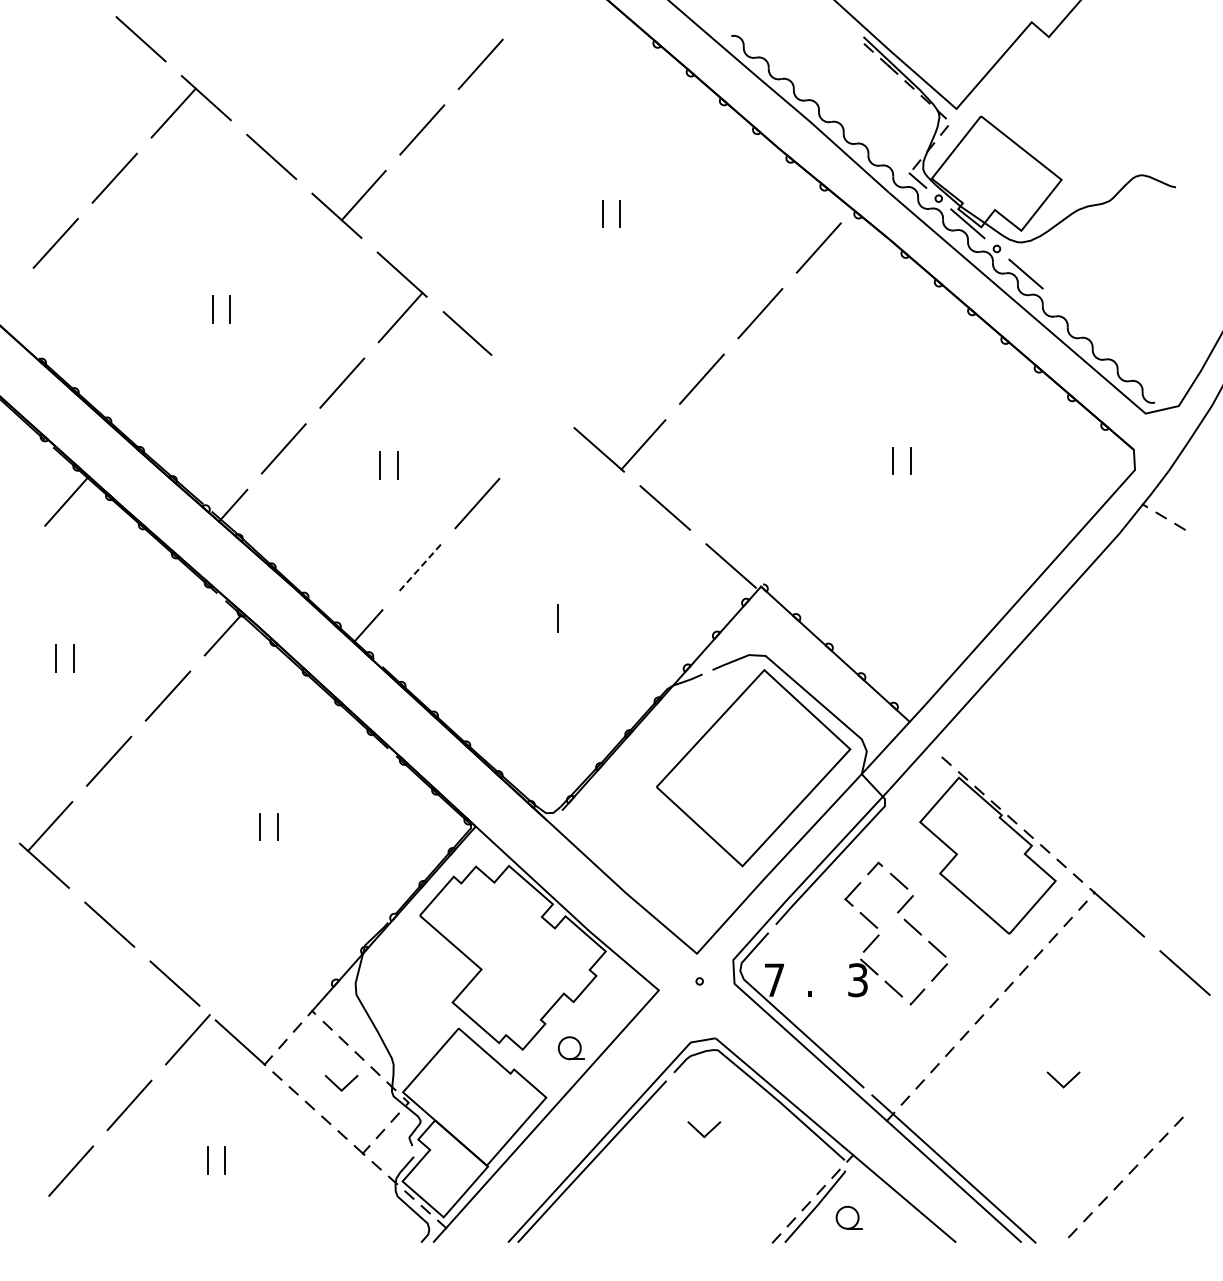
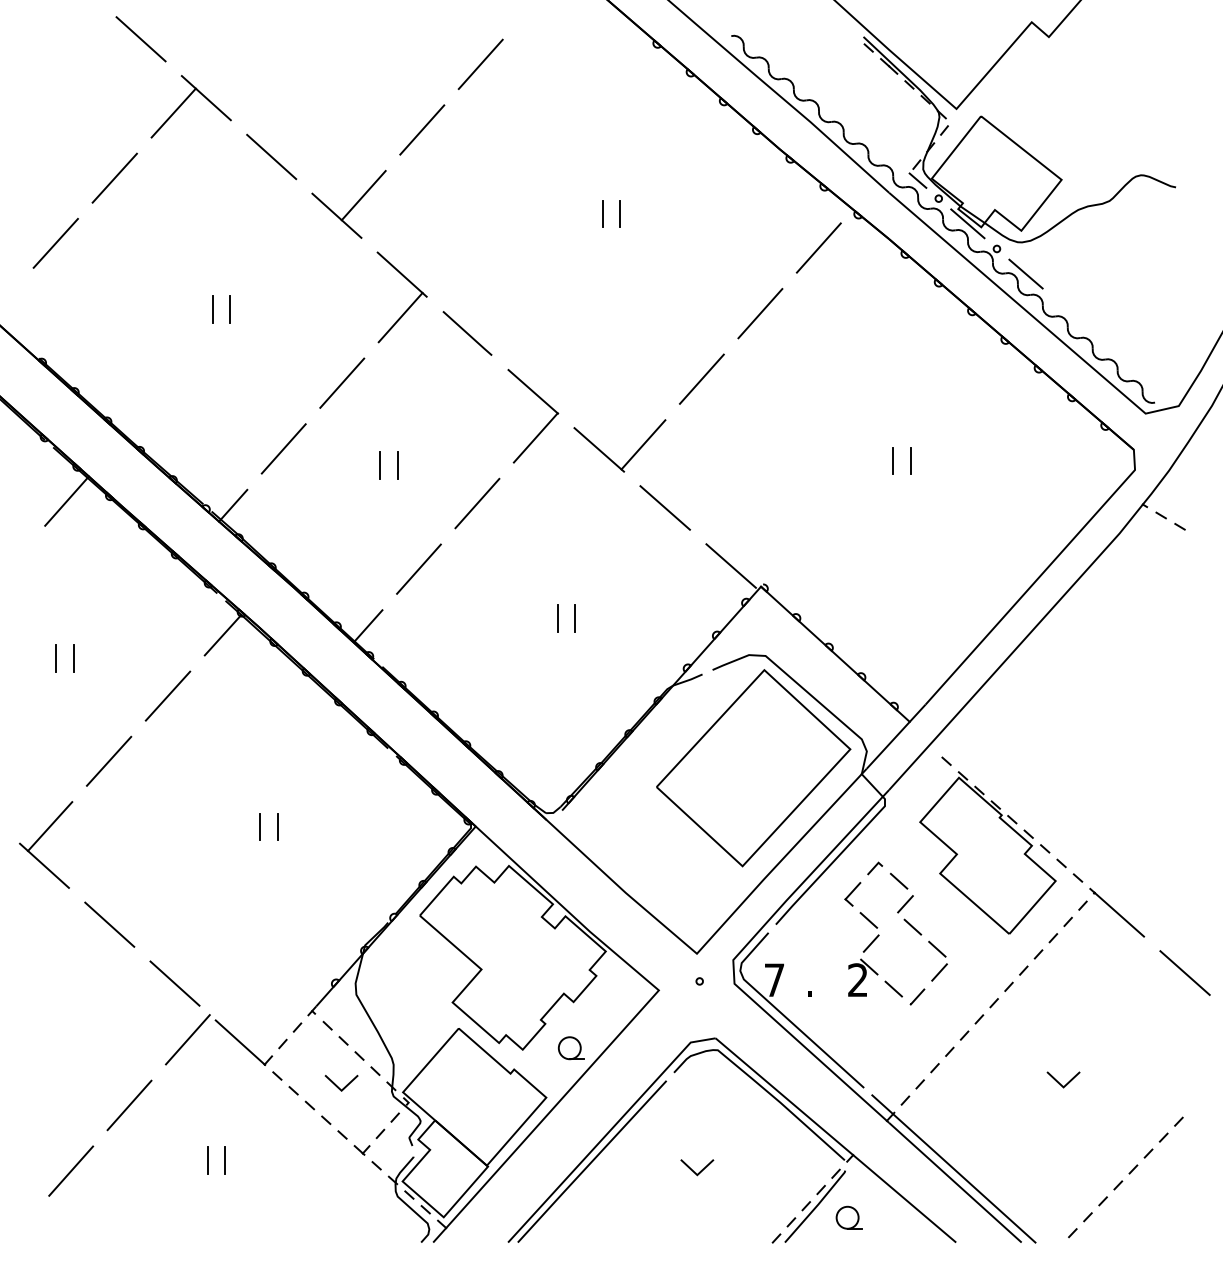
part: none -> present (544, 426)
line: dashed -> solid (418, 569)
line: none -> present (575, 618)
text: 3 -> 2 (857, 980)
line position: (707, 1132) -> (700, 1170) (700, 1170)
